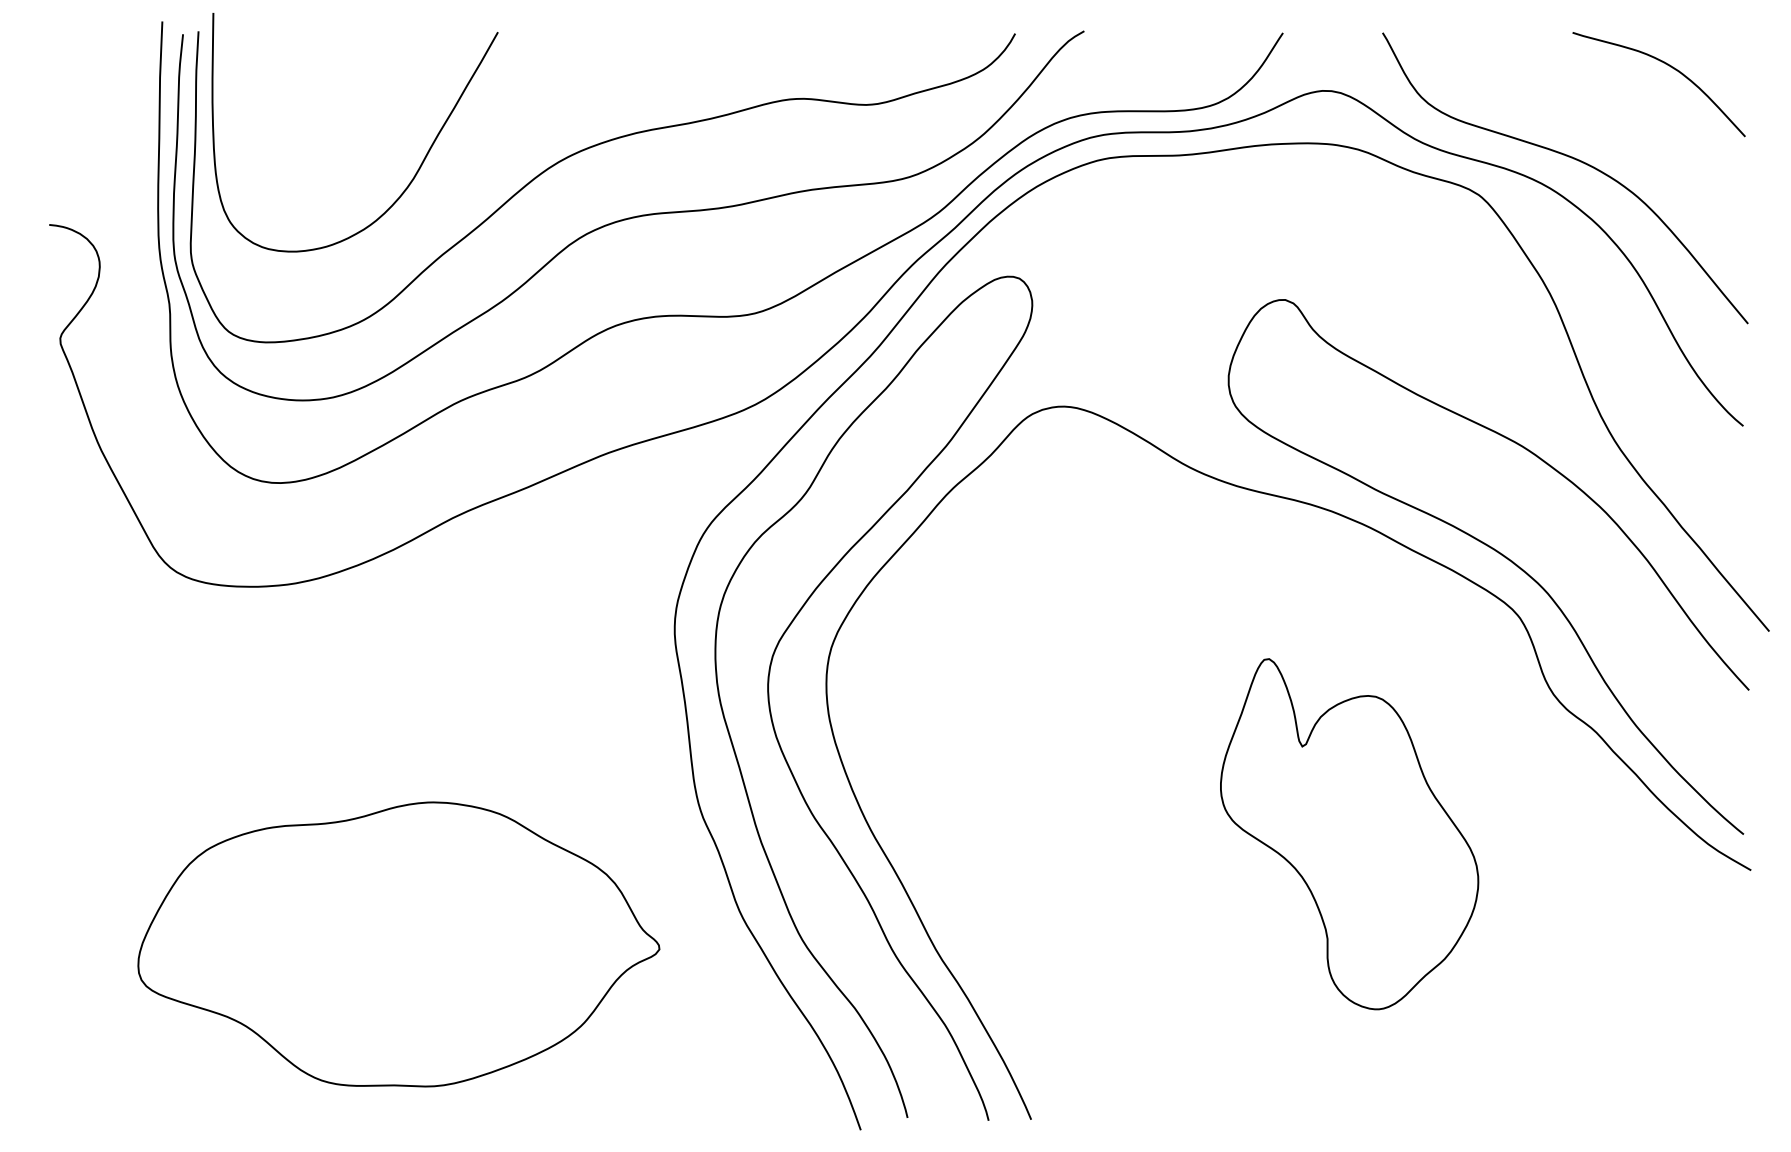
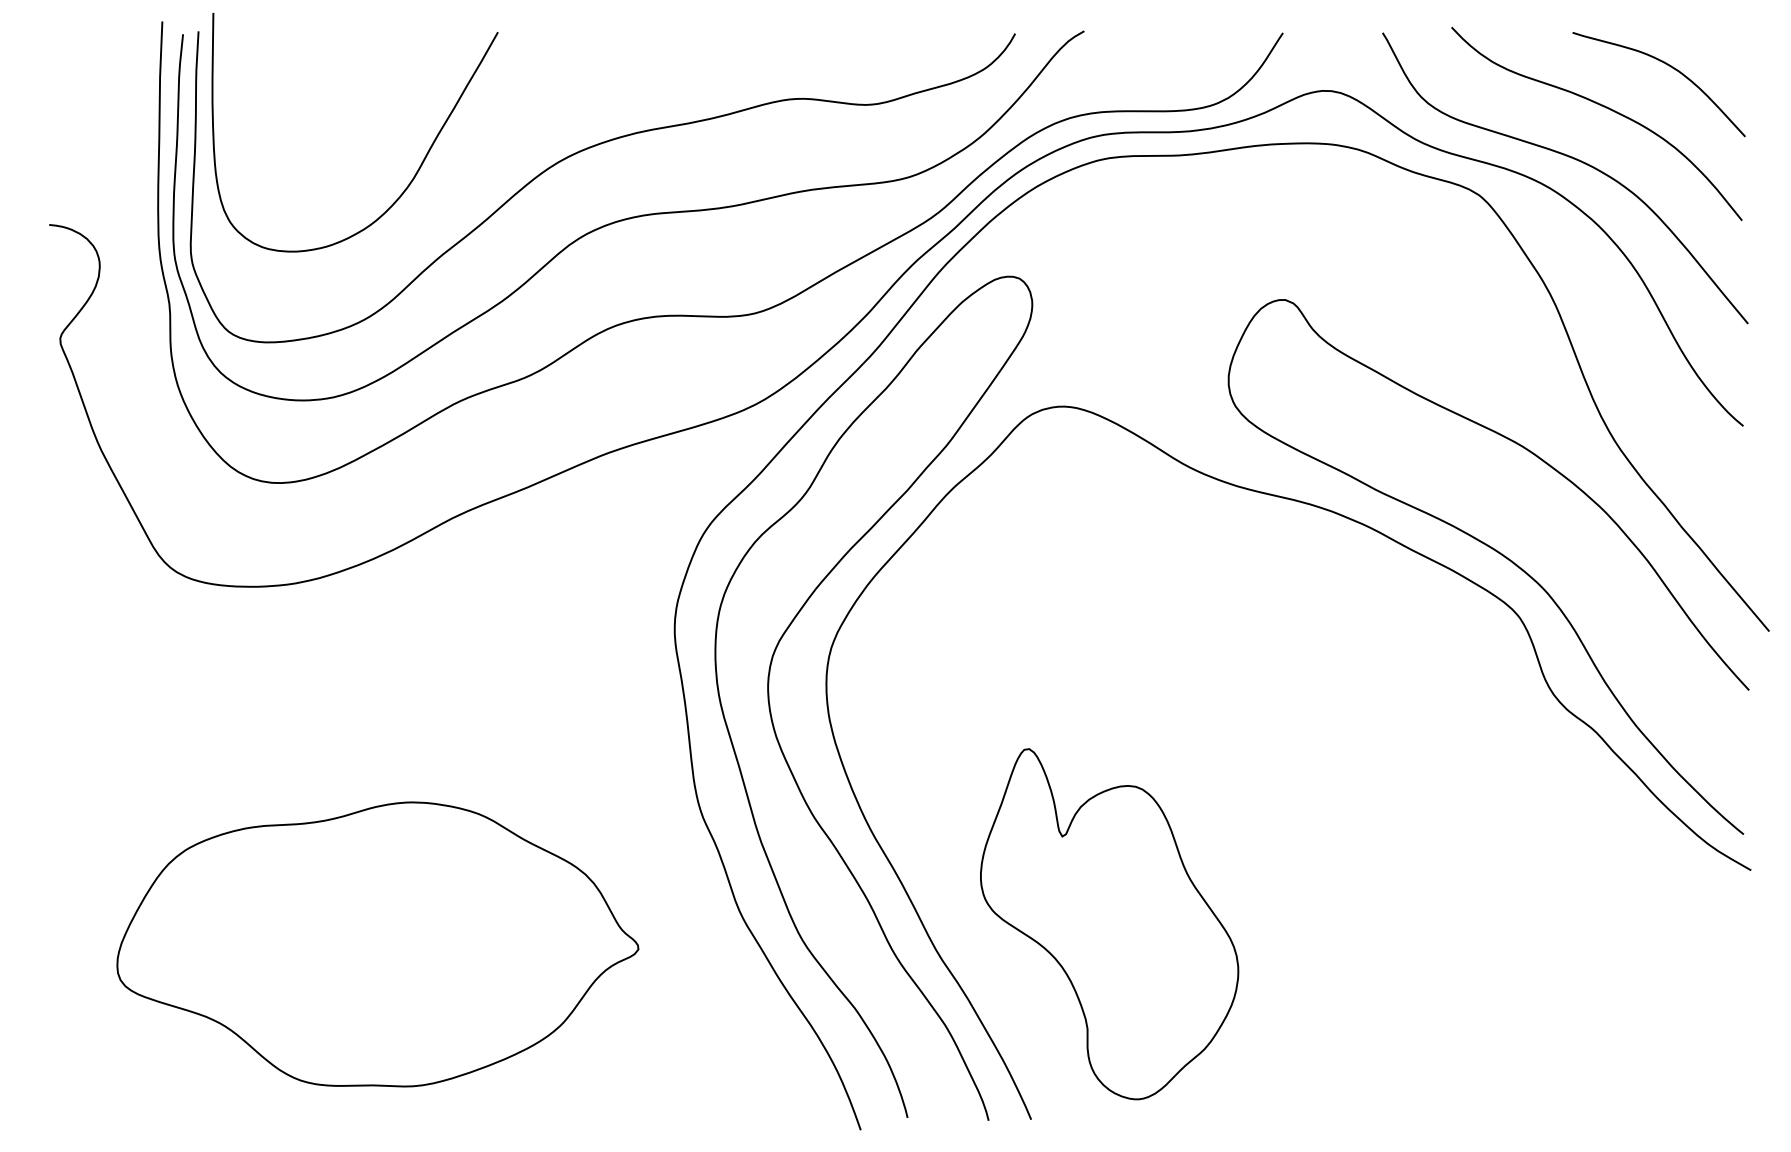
curve: none -> present (1603, 107)
part position: (1349, 834) -> (1109, 924) (1109, 924)
part position: (398, 944) -> (377, 944) (377, 944)
